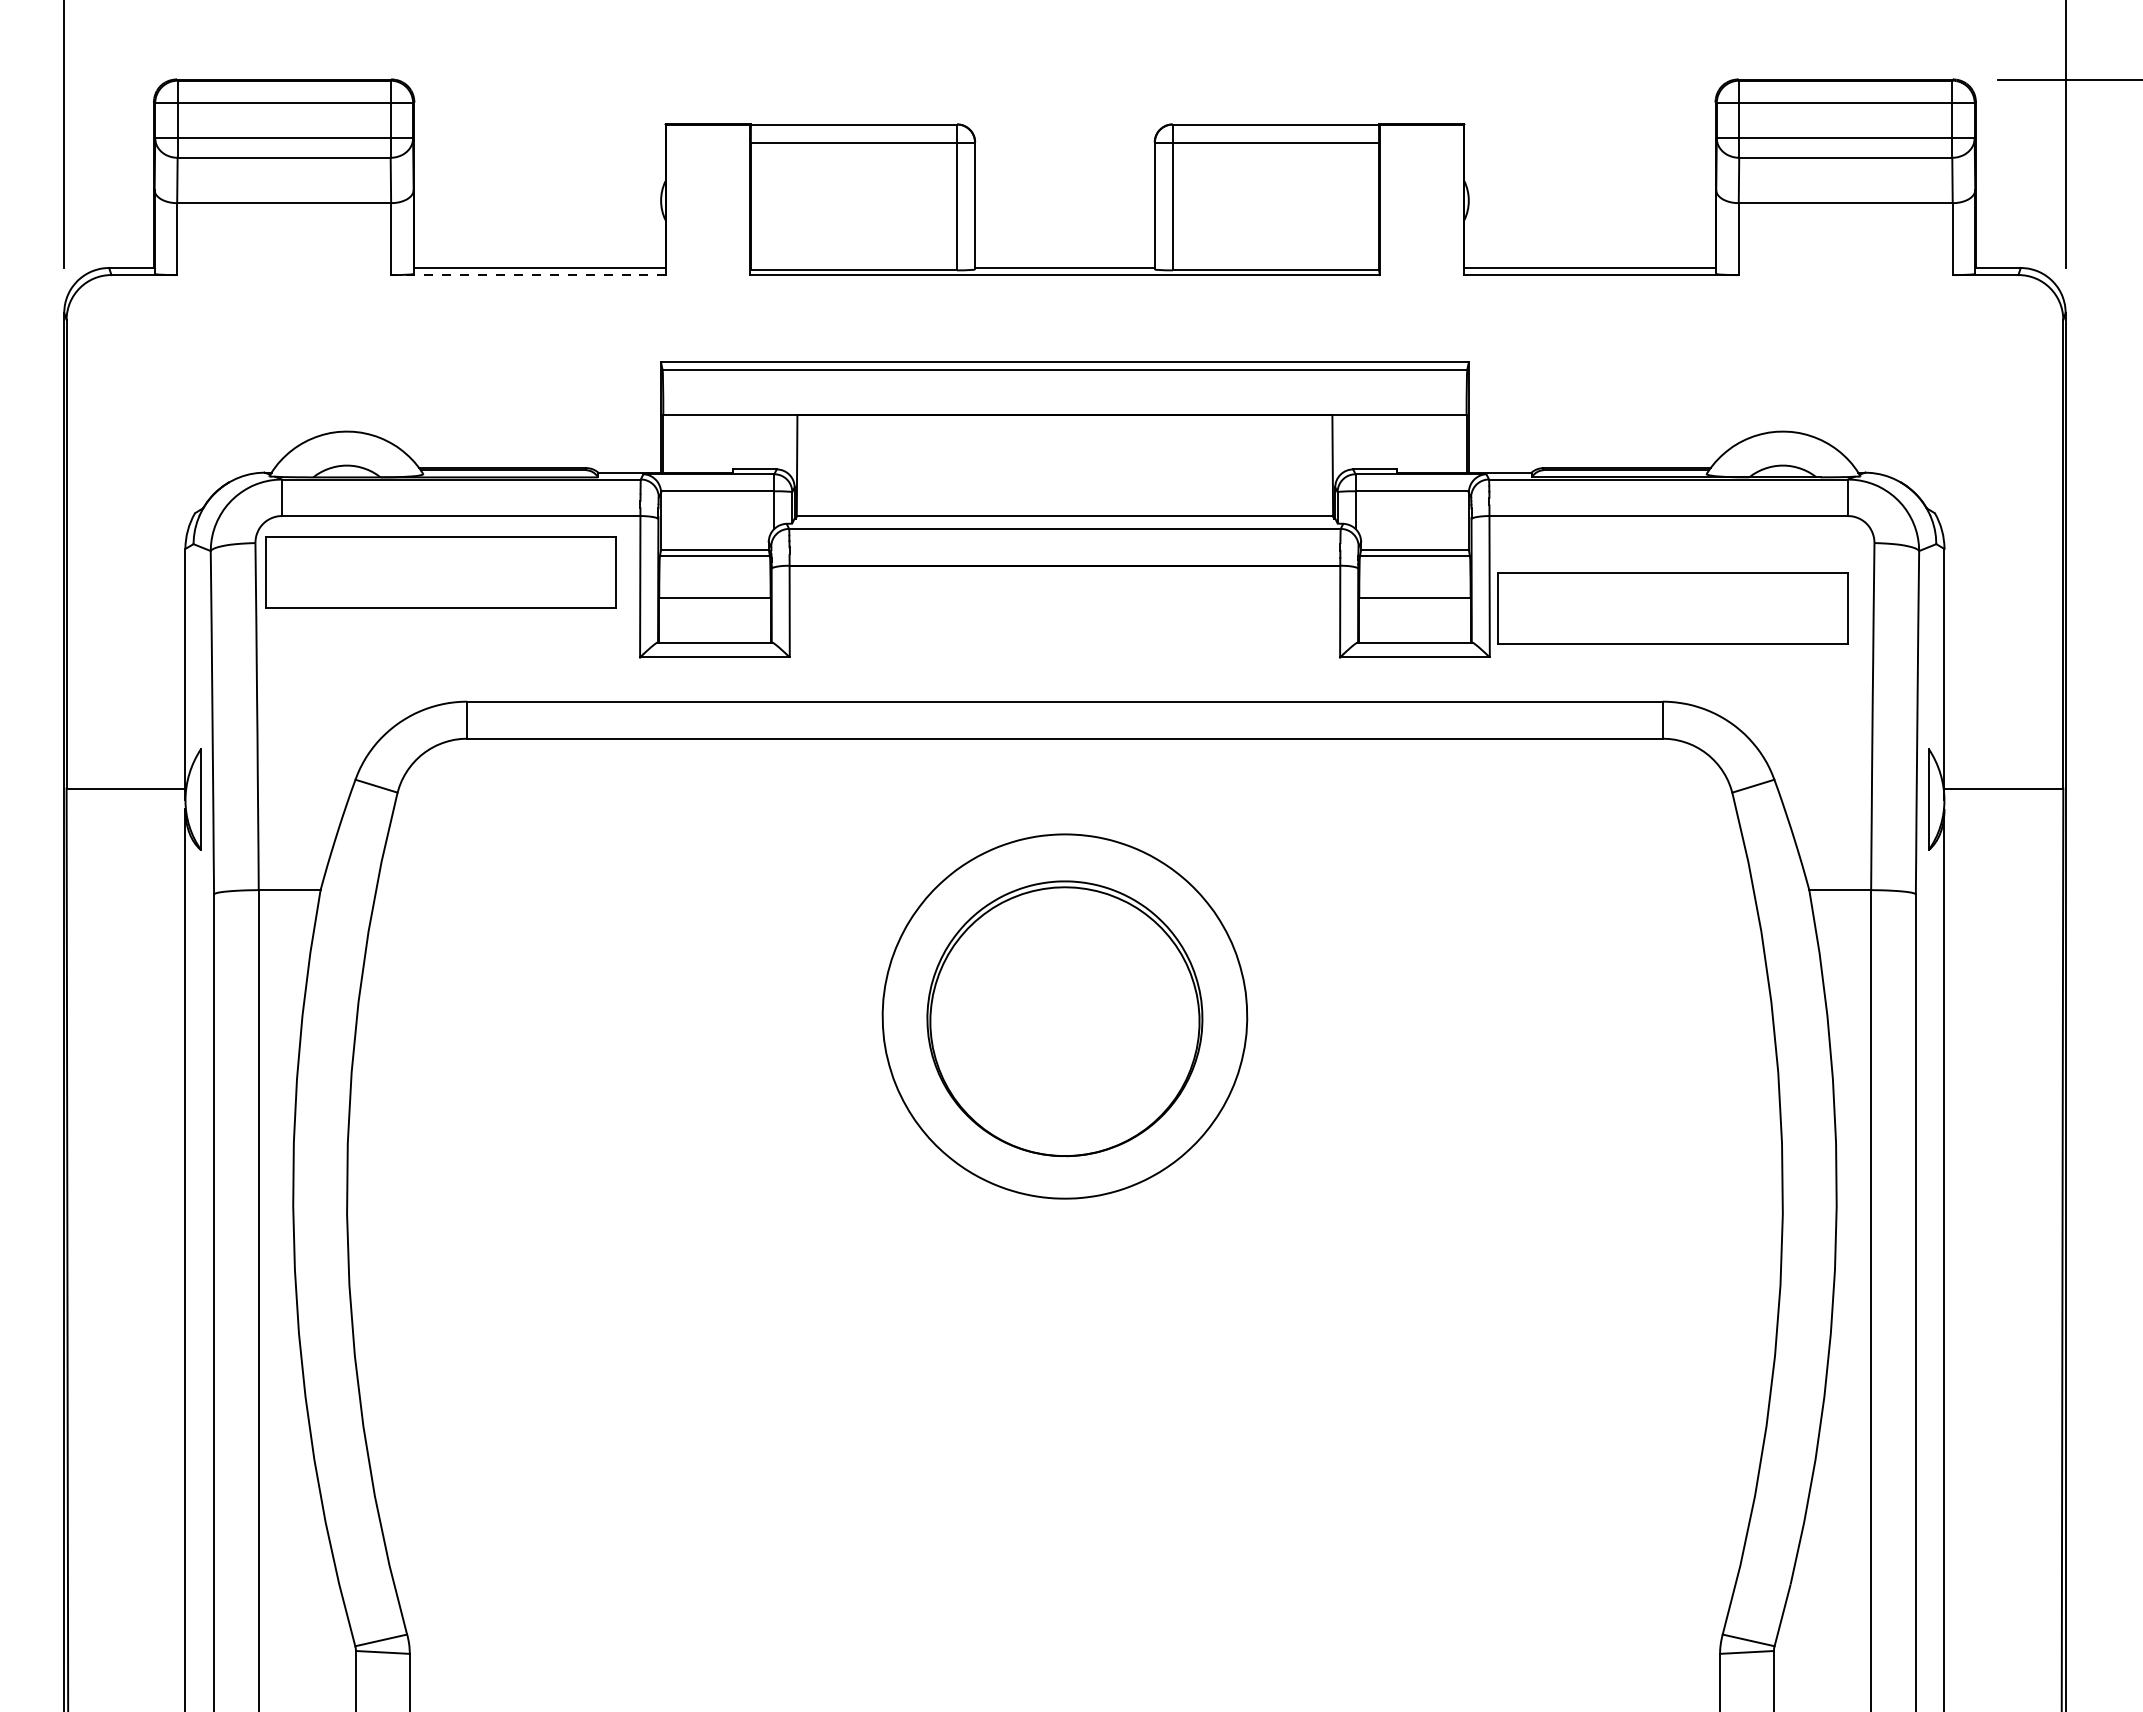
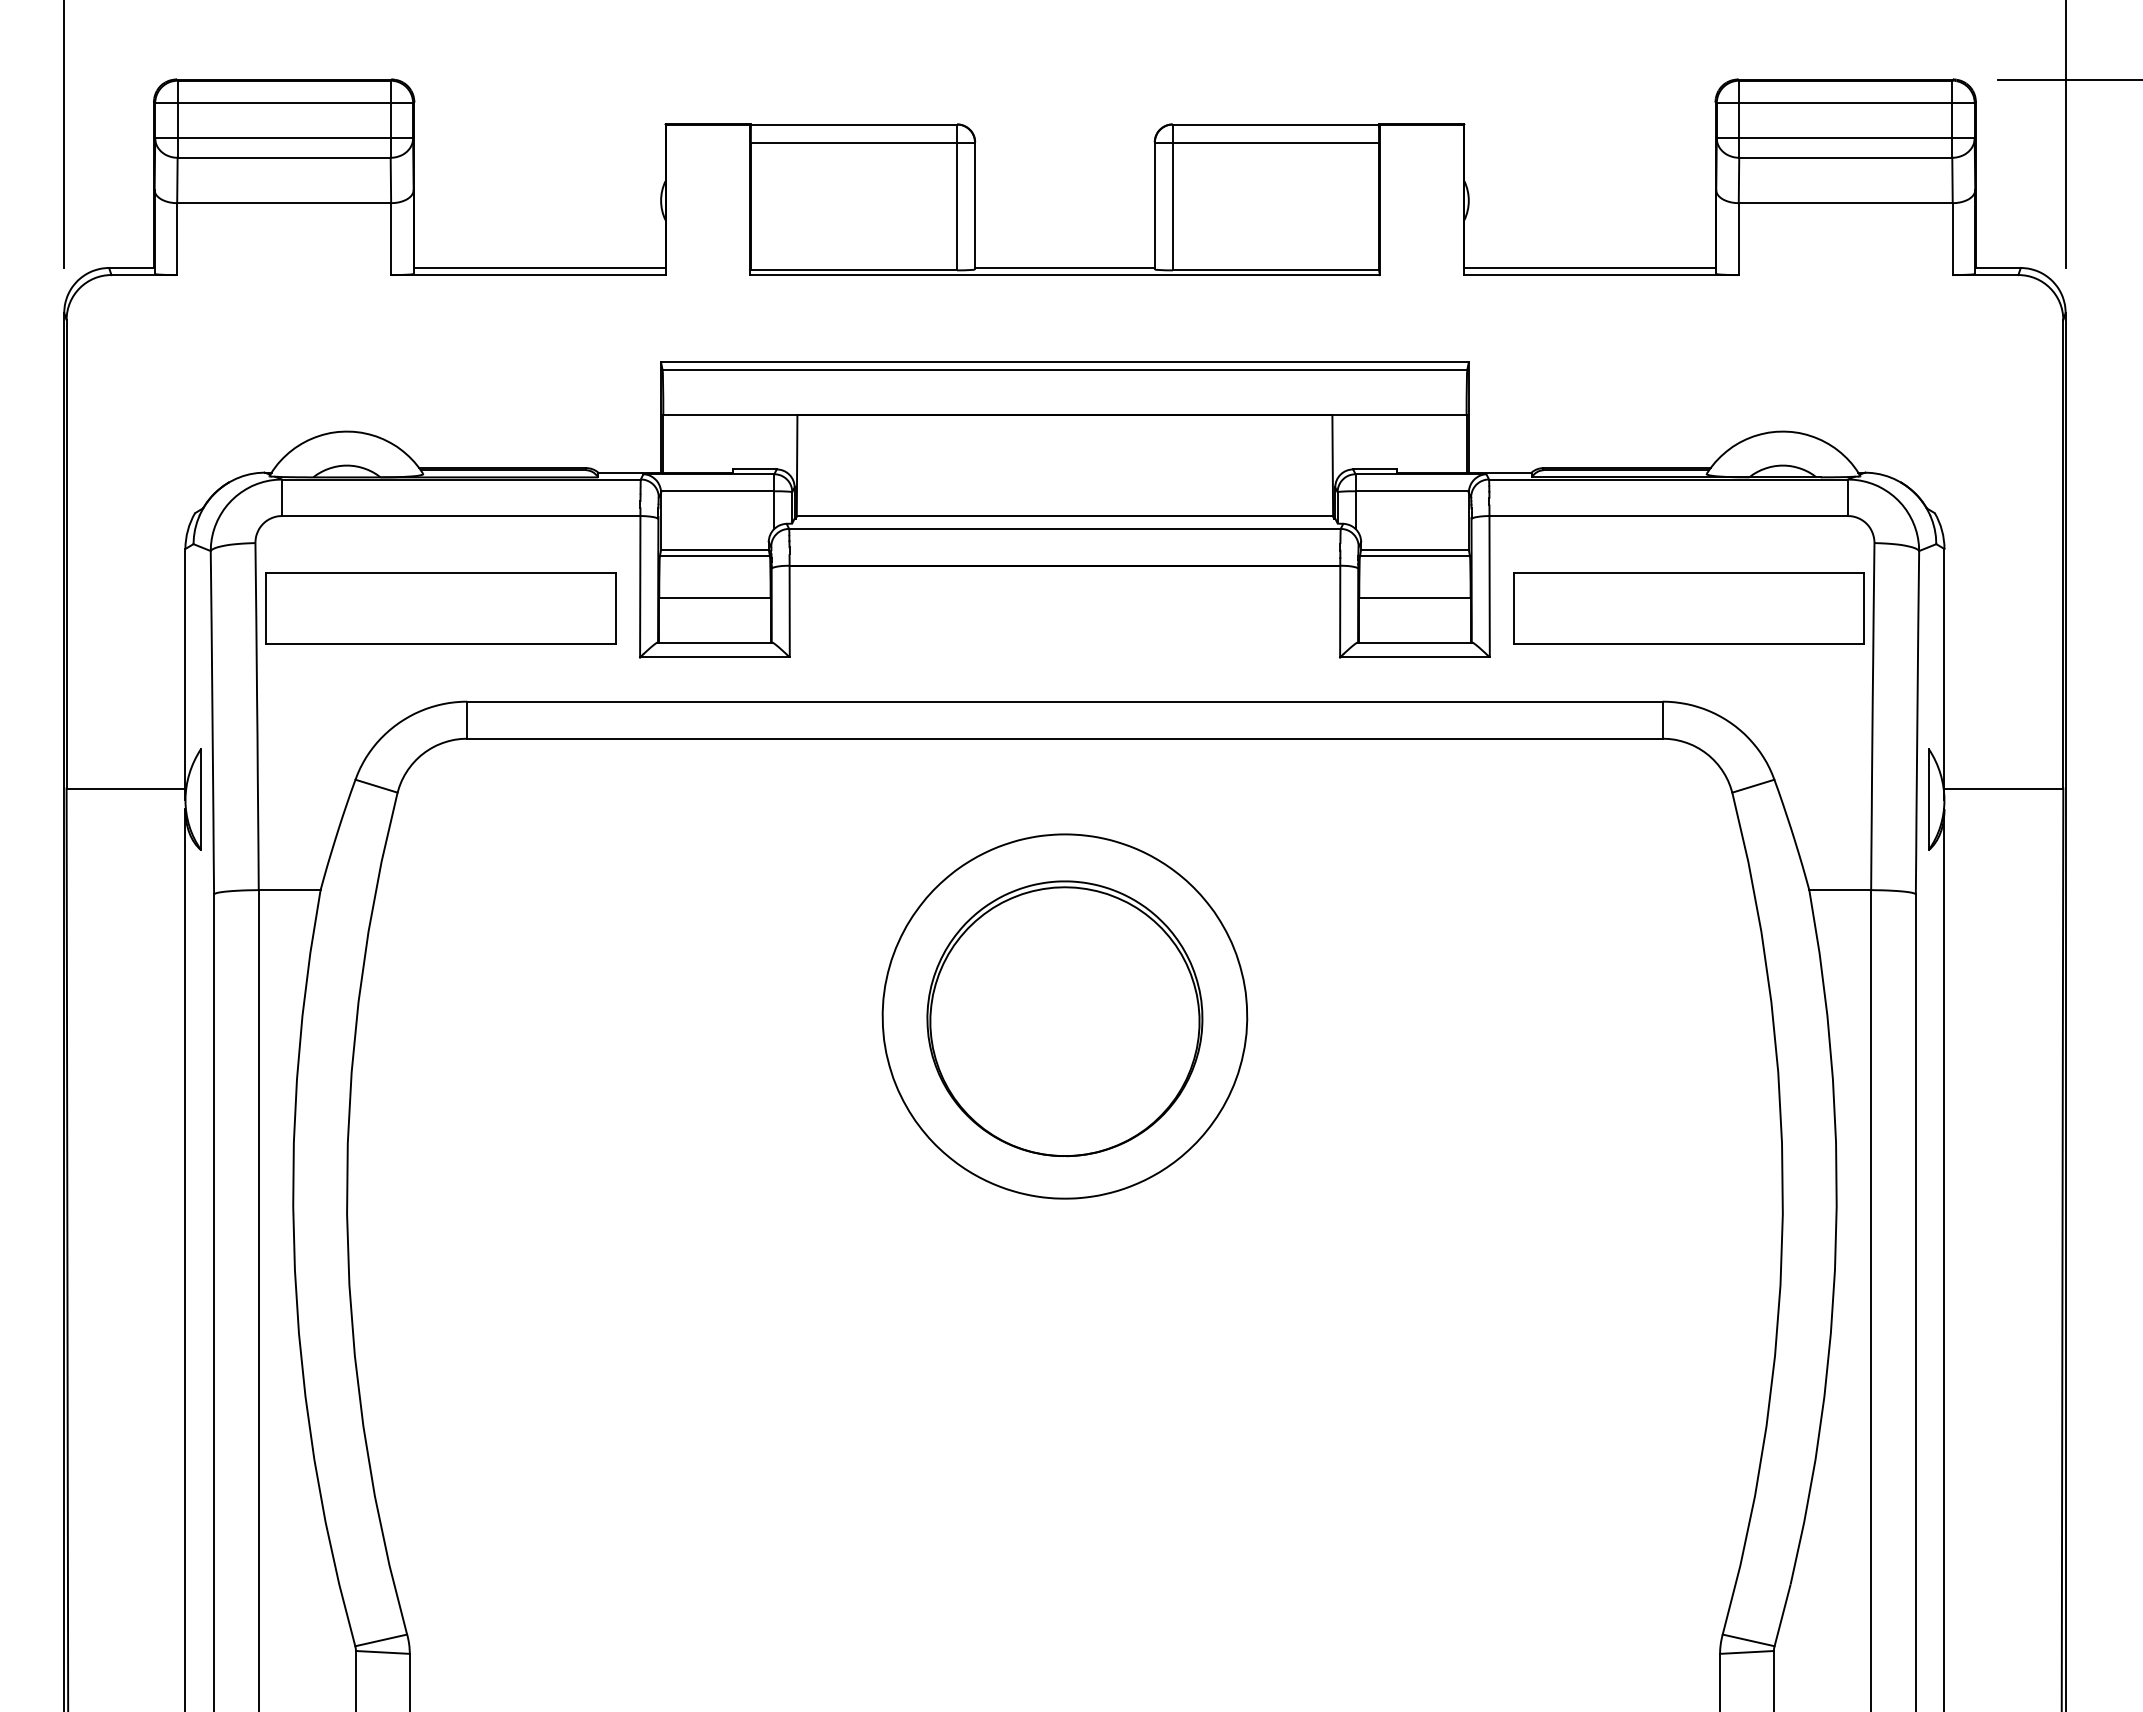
line: dashed -> solid (528, 275)
part position: (440, 572) -> (440, 608) (440, 608)
part position: (1672, 608) -> (1688, 608) (1688, 608)
